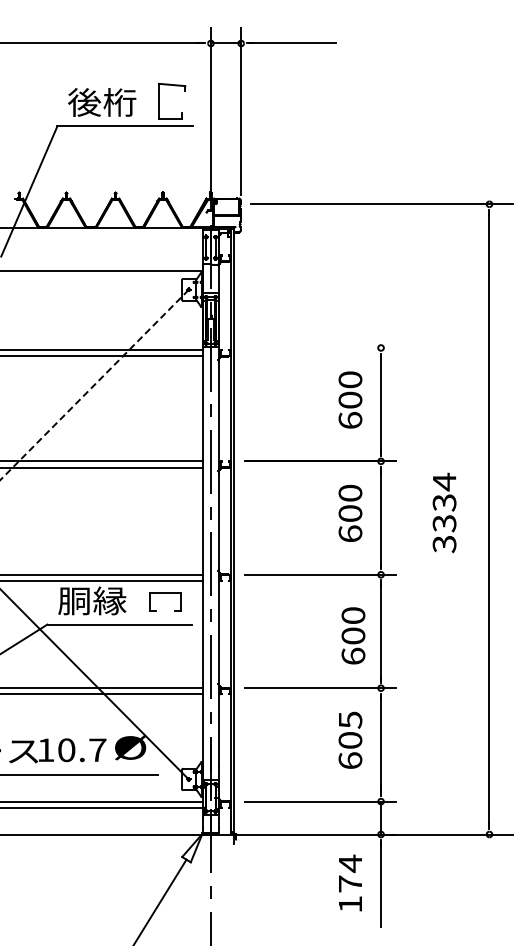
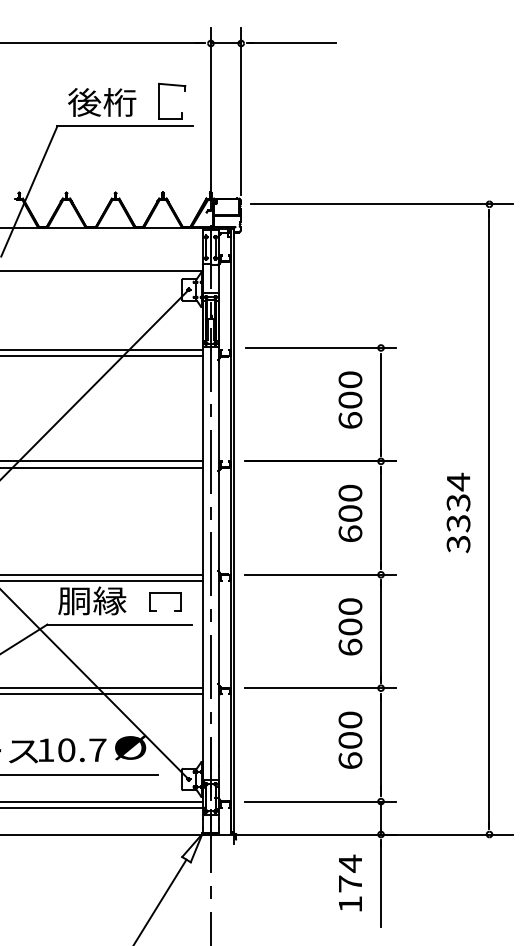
line: none -> present (321, 347)
line: dashed -> solid (94, 384)
text position: (444, 512) -> (458, 512) (458, 512)
text position: (353, 635) -> (350, 626) (350, 626)
text: 605 -> 600 (350, 719)
